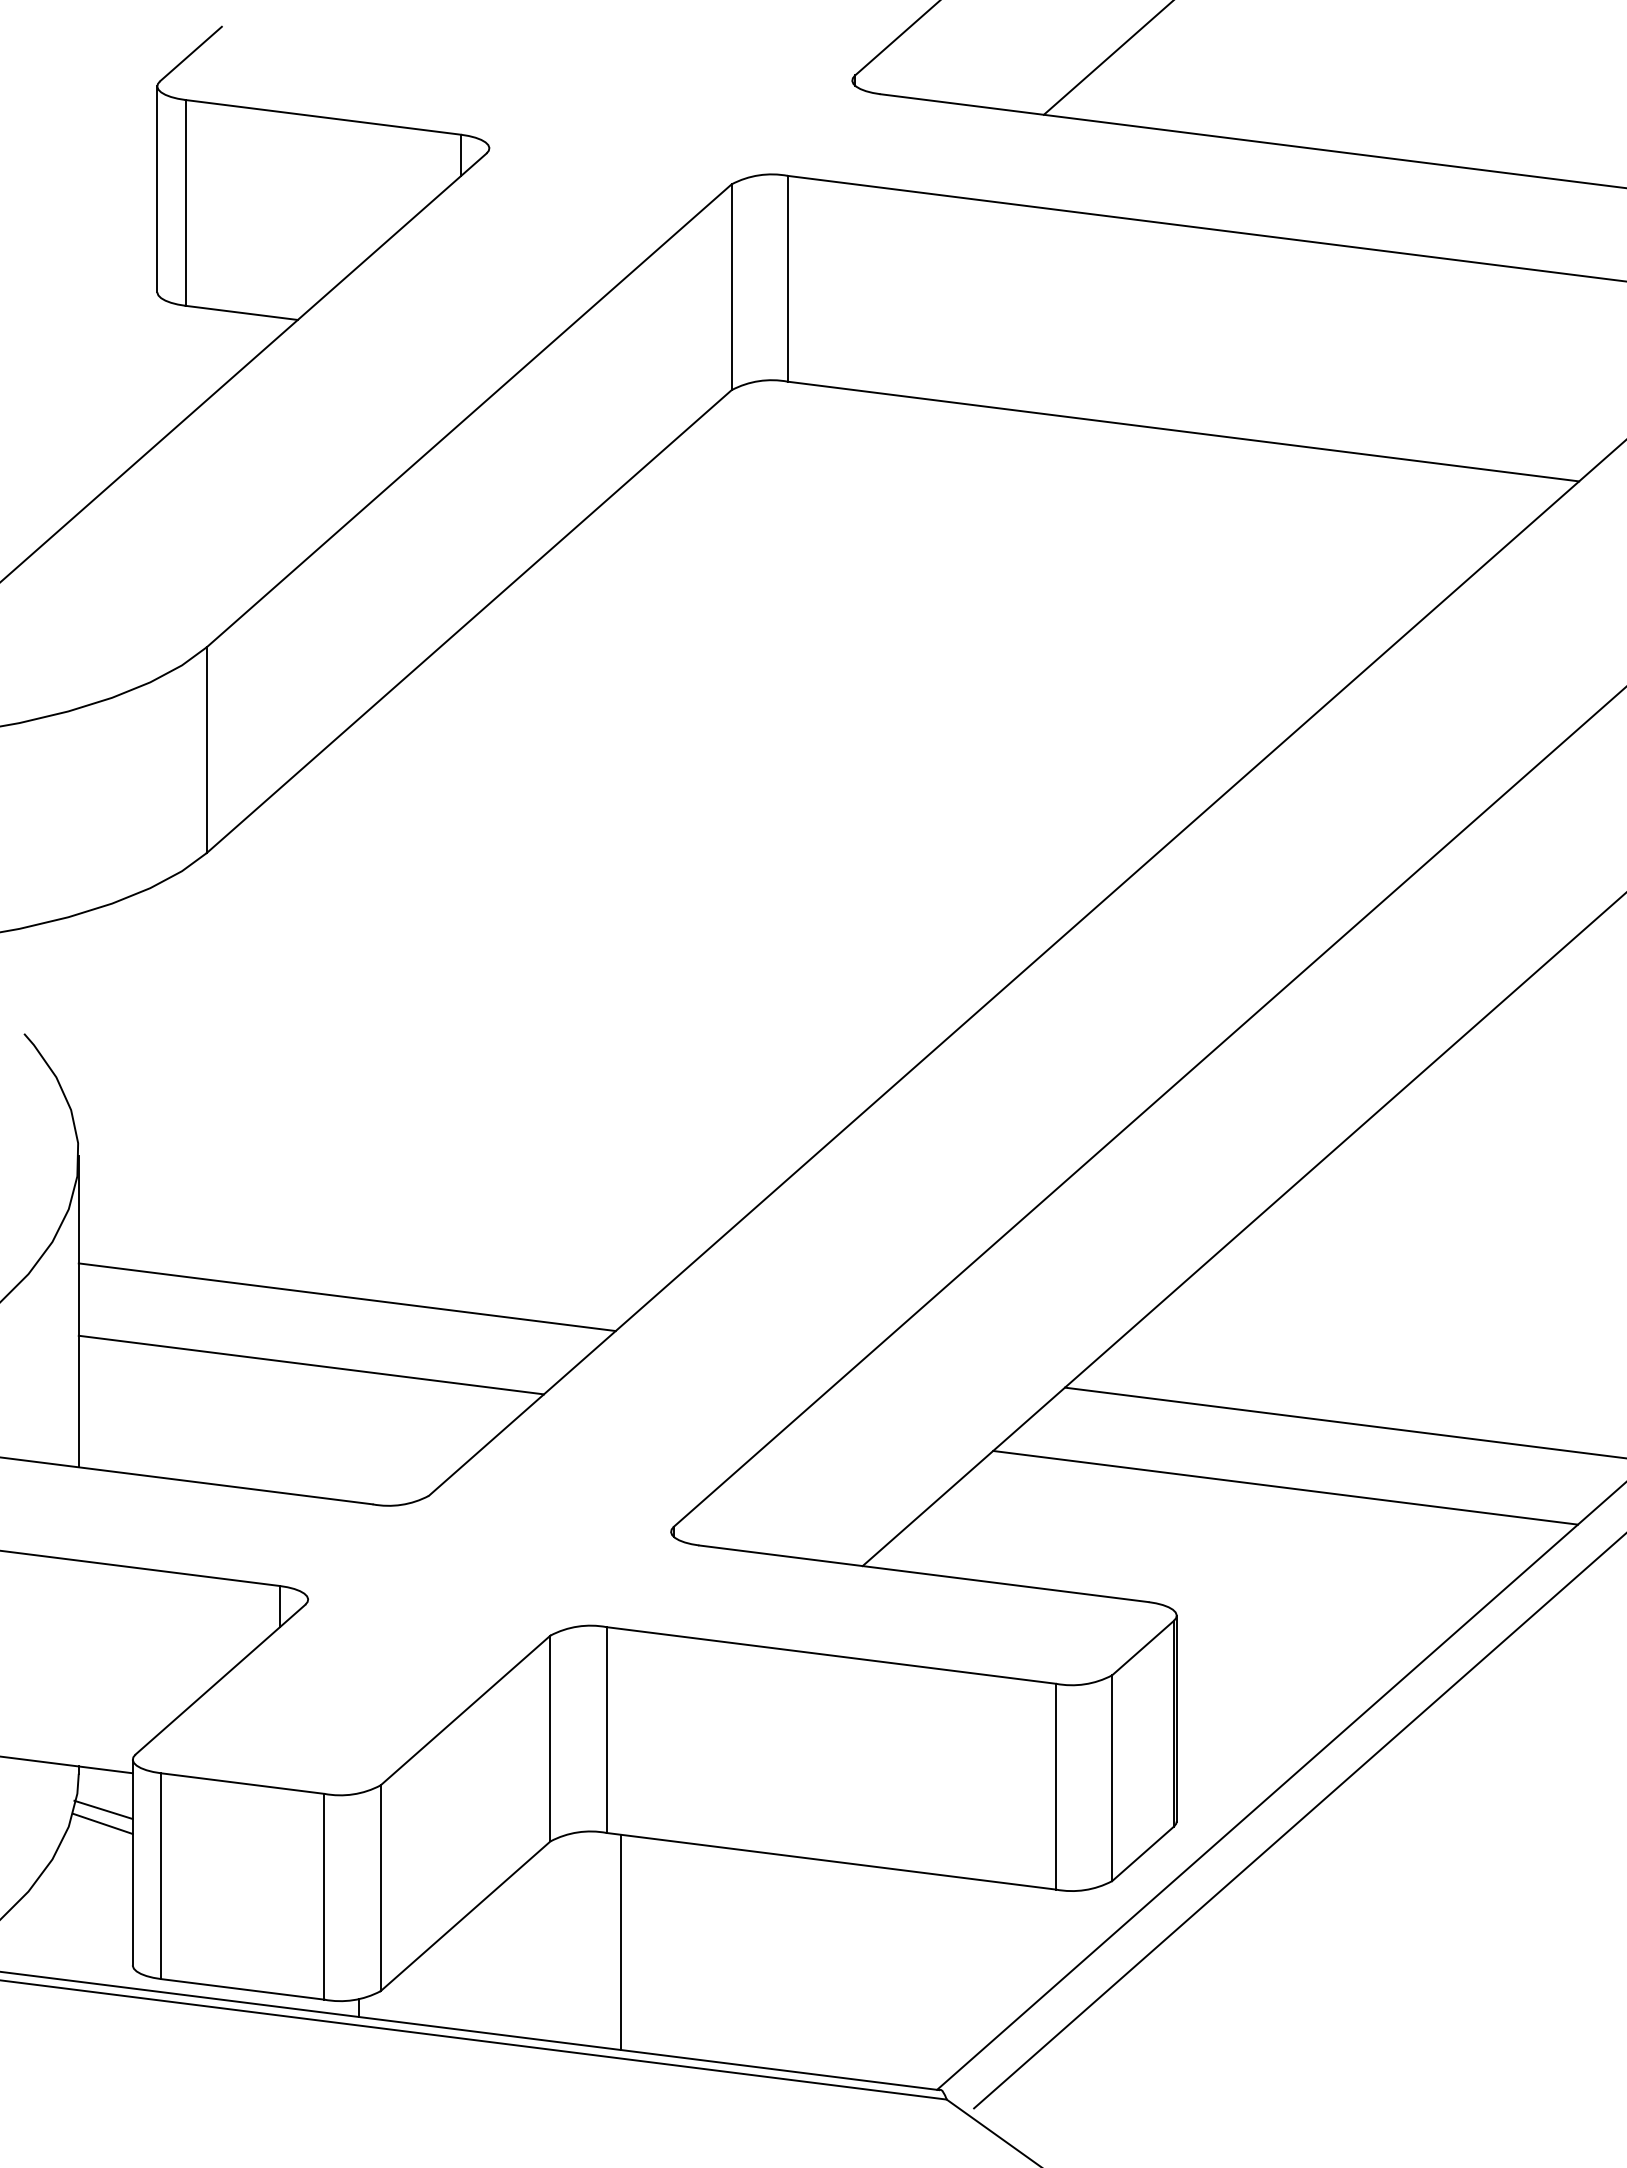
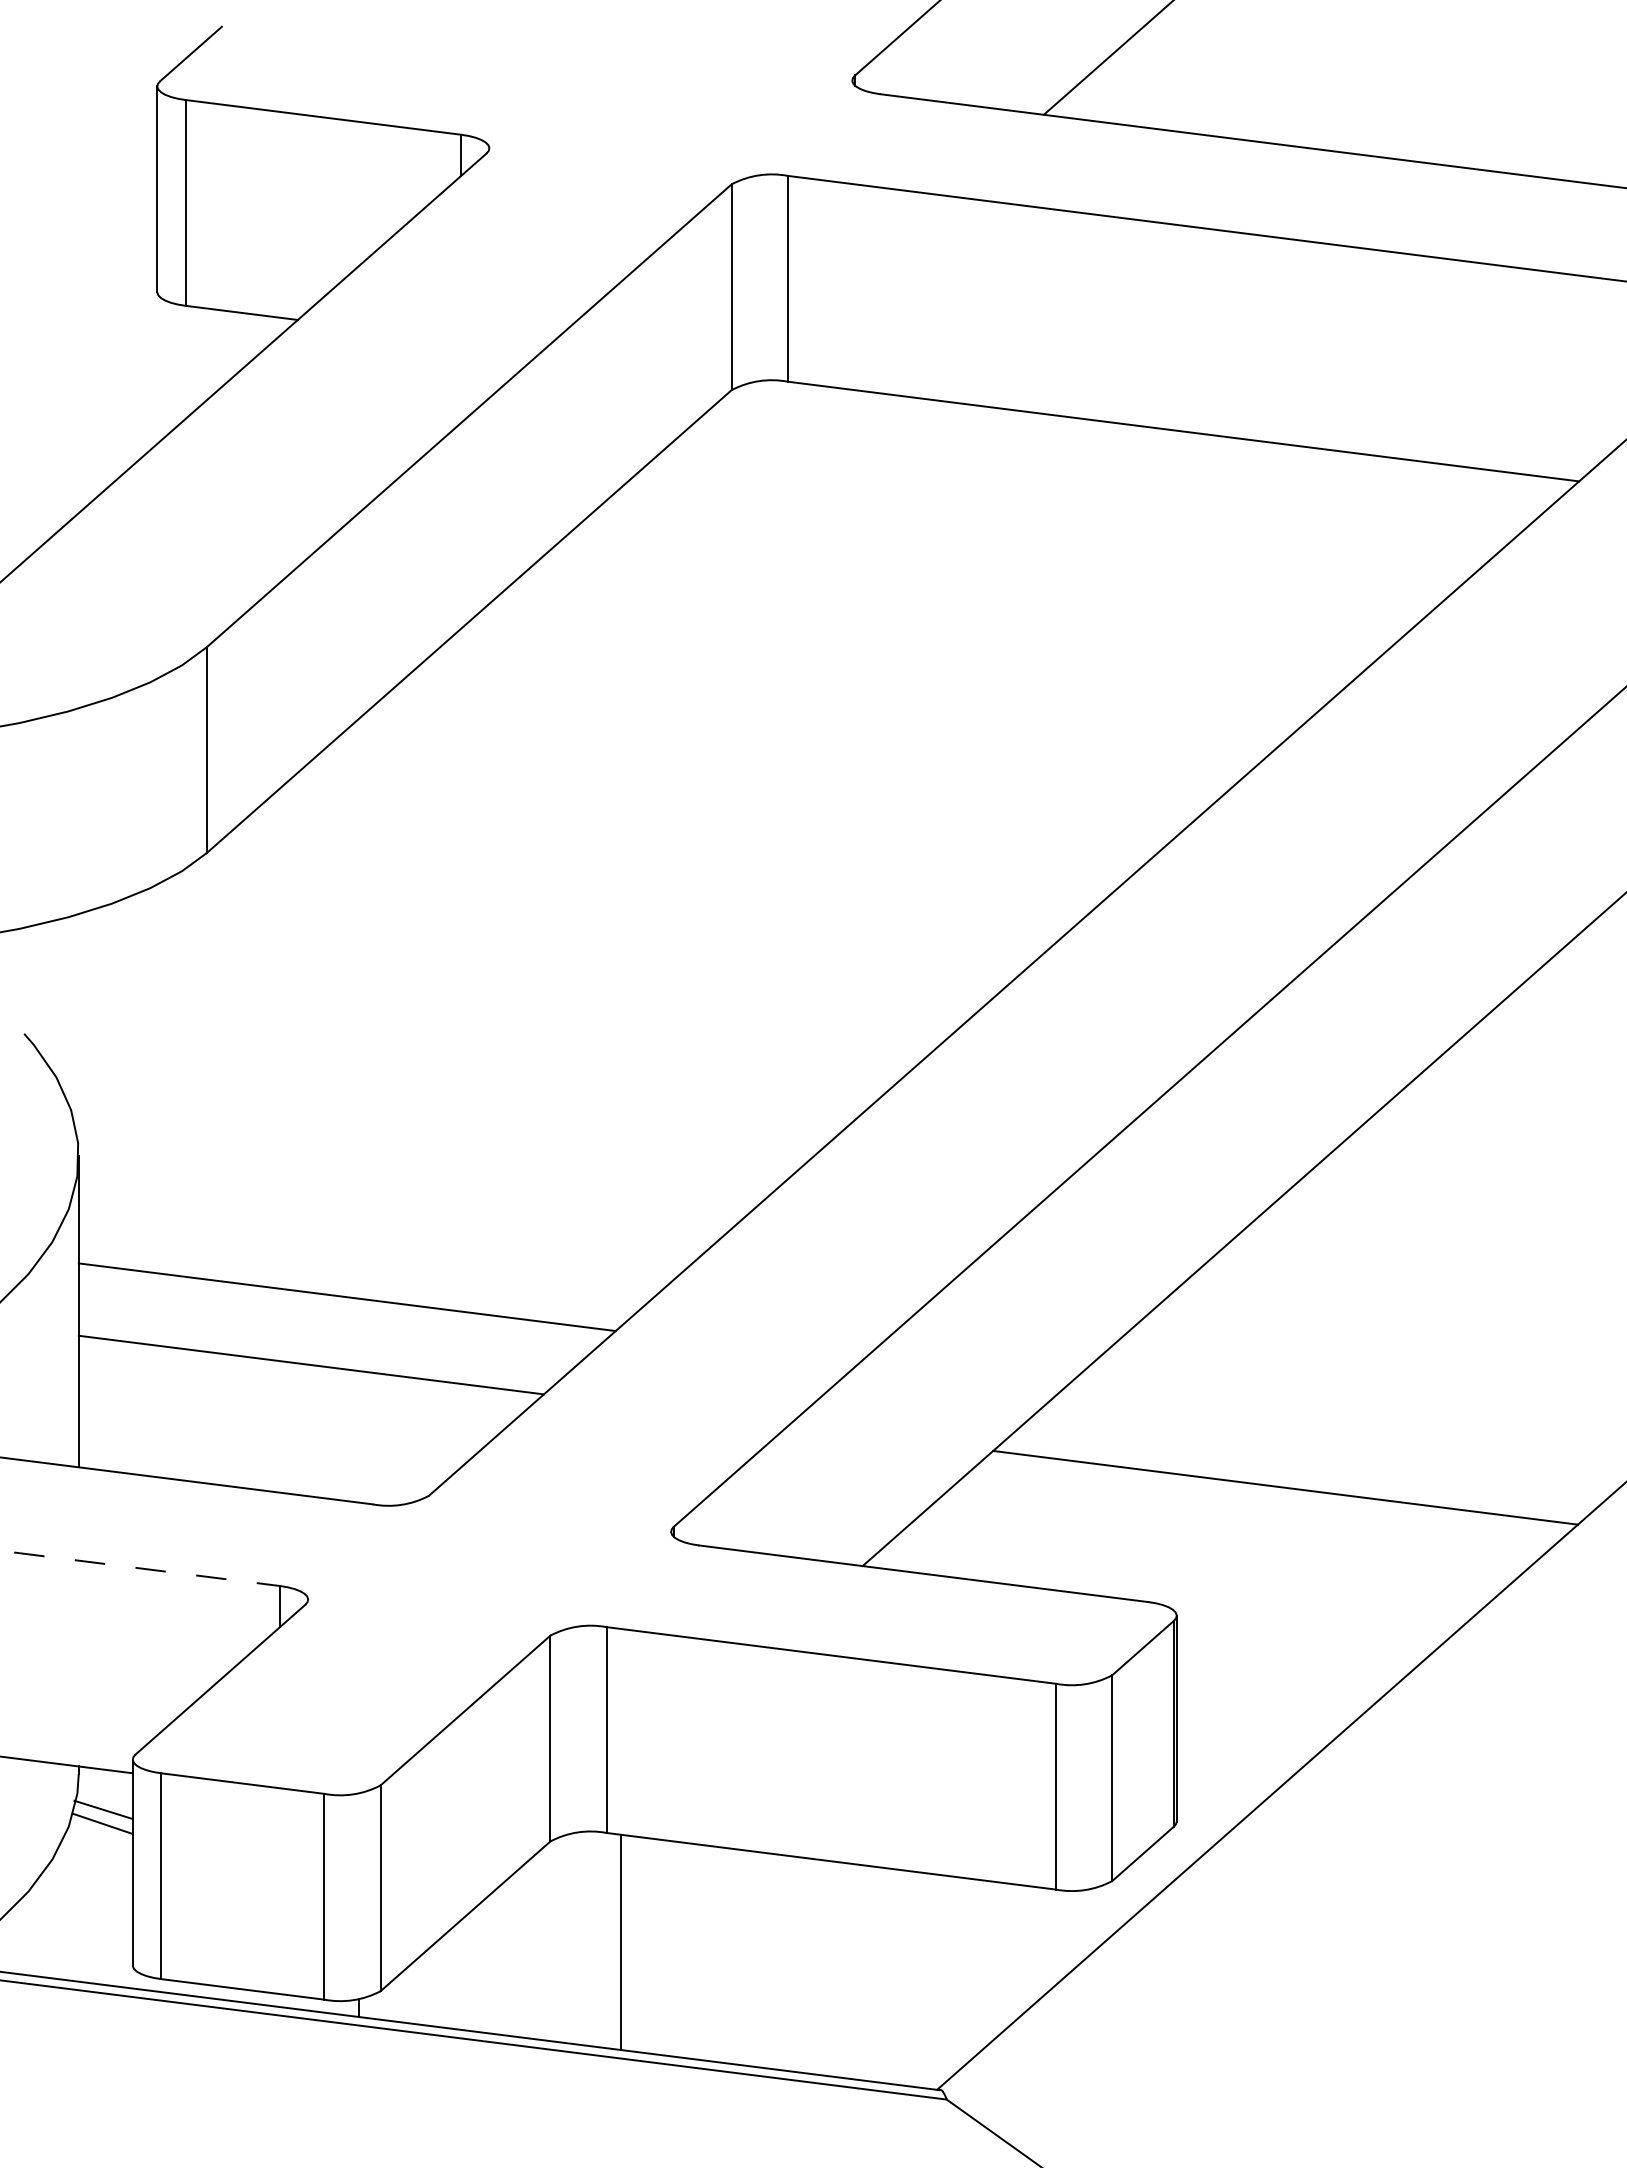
line: present -> none (1343, 1422)
line: solid -> dashed (140, 1568)
line: present -> none (1298, 1821)
